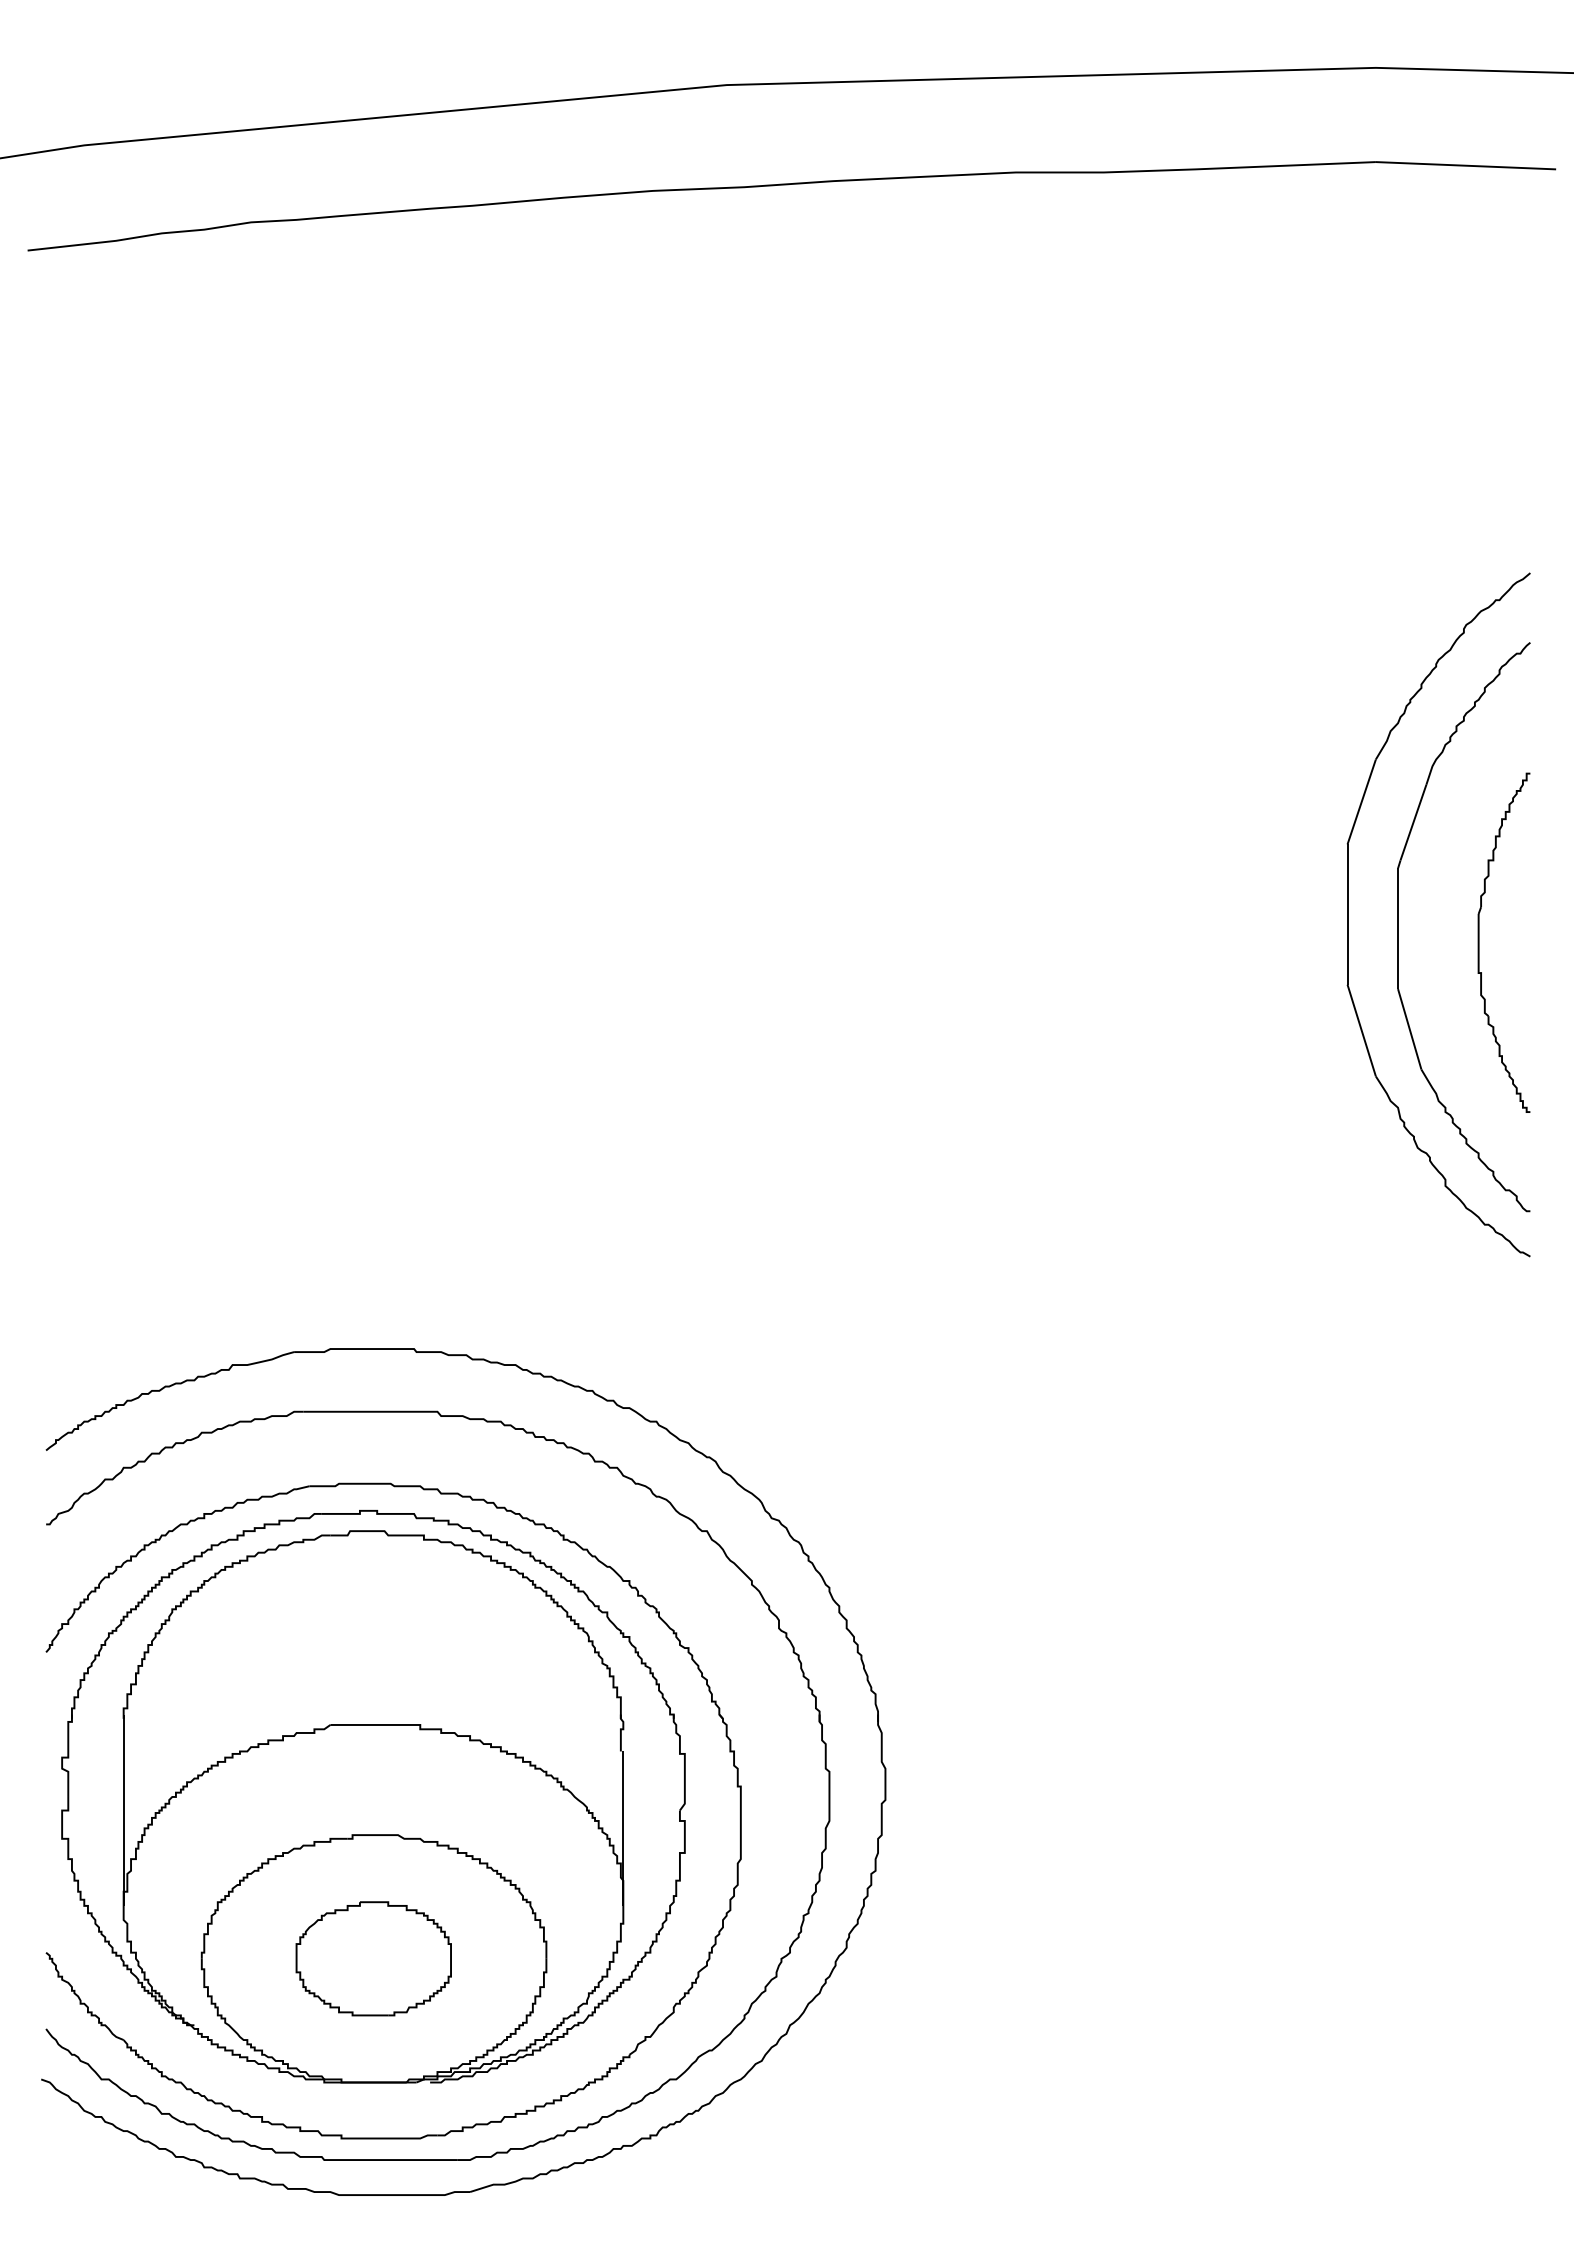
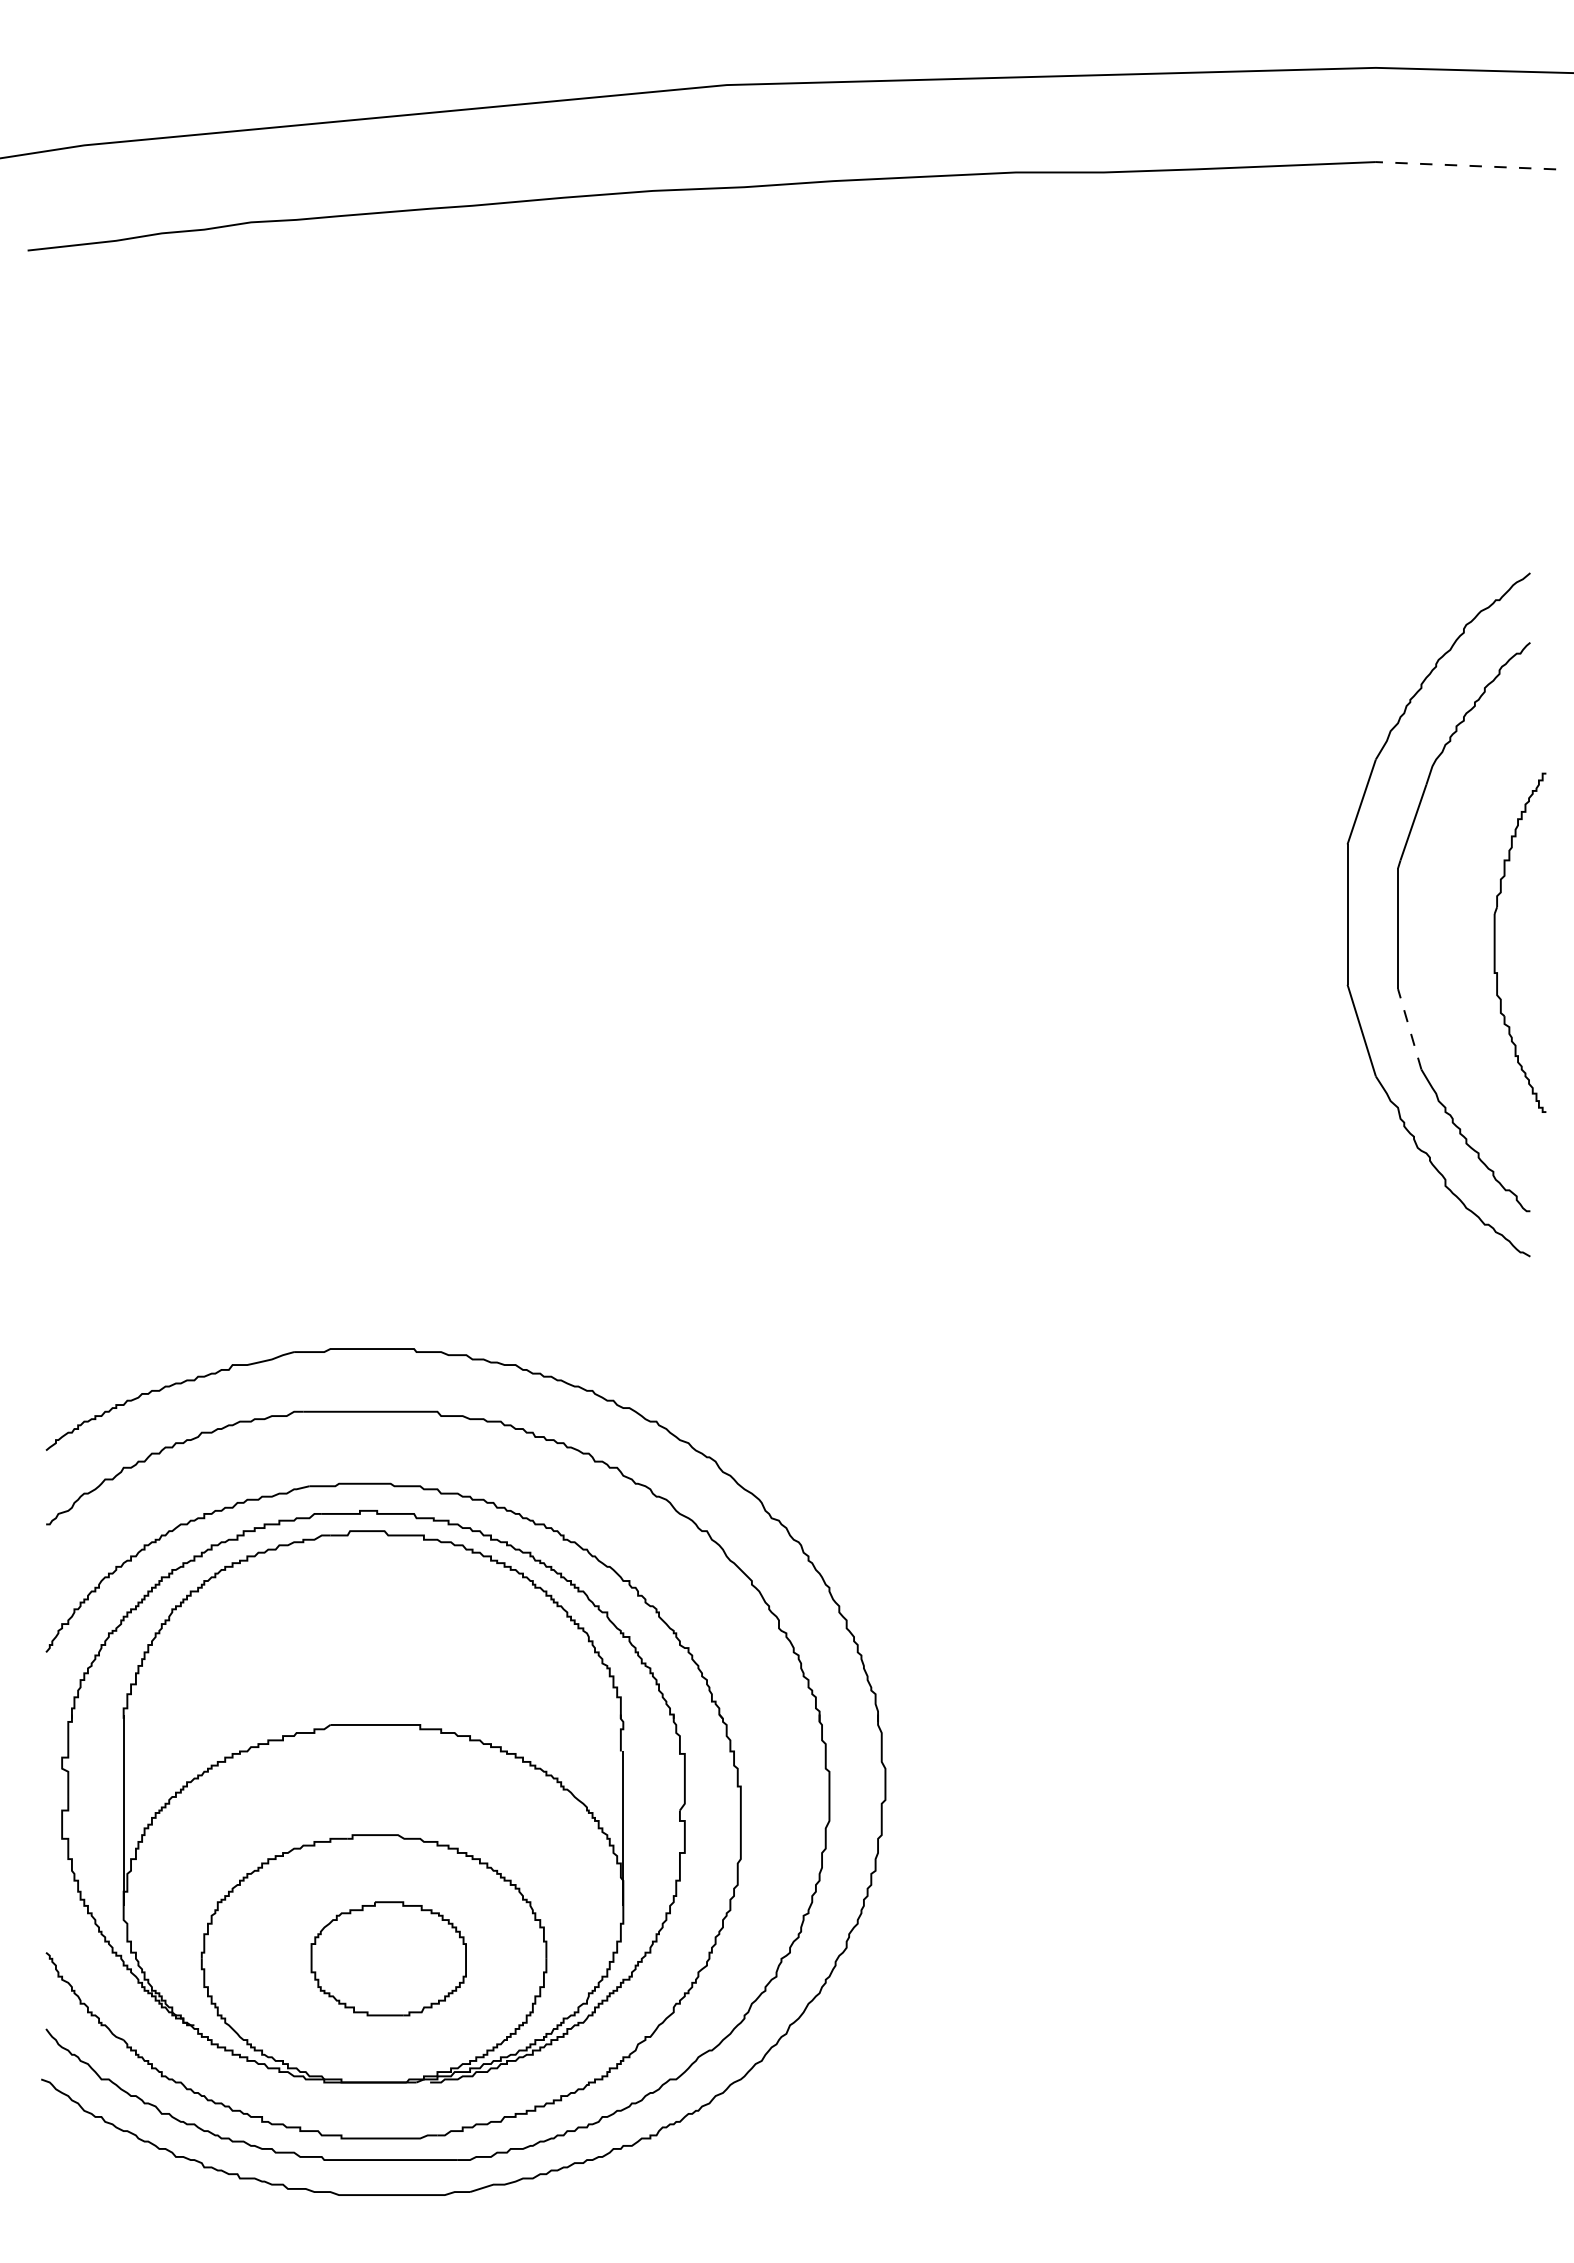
line: solid -> dashed (1465, 165)
part position: (1479, 942) -> (1495, 942) (1495, 942)
line: solid -> dashed (1409, 1029)
part position: (373, 1958) -> (388, 1958) (388, 1958)
